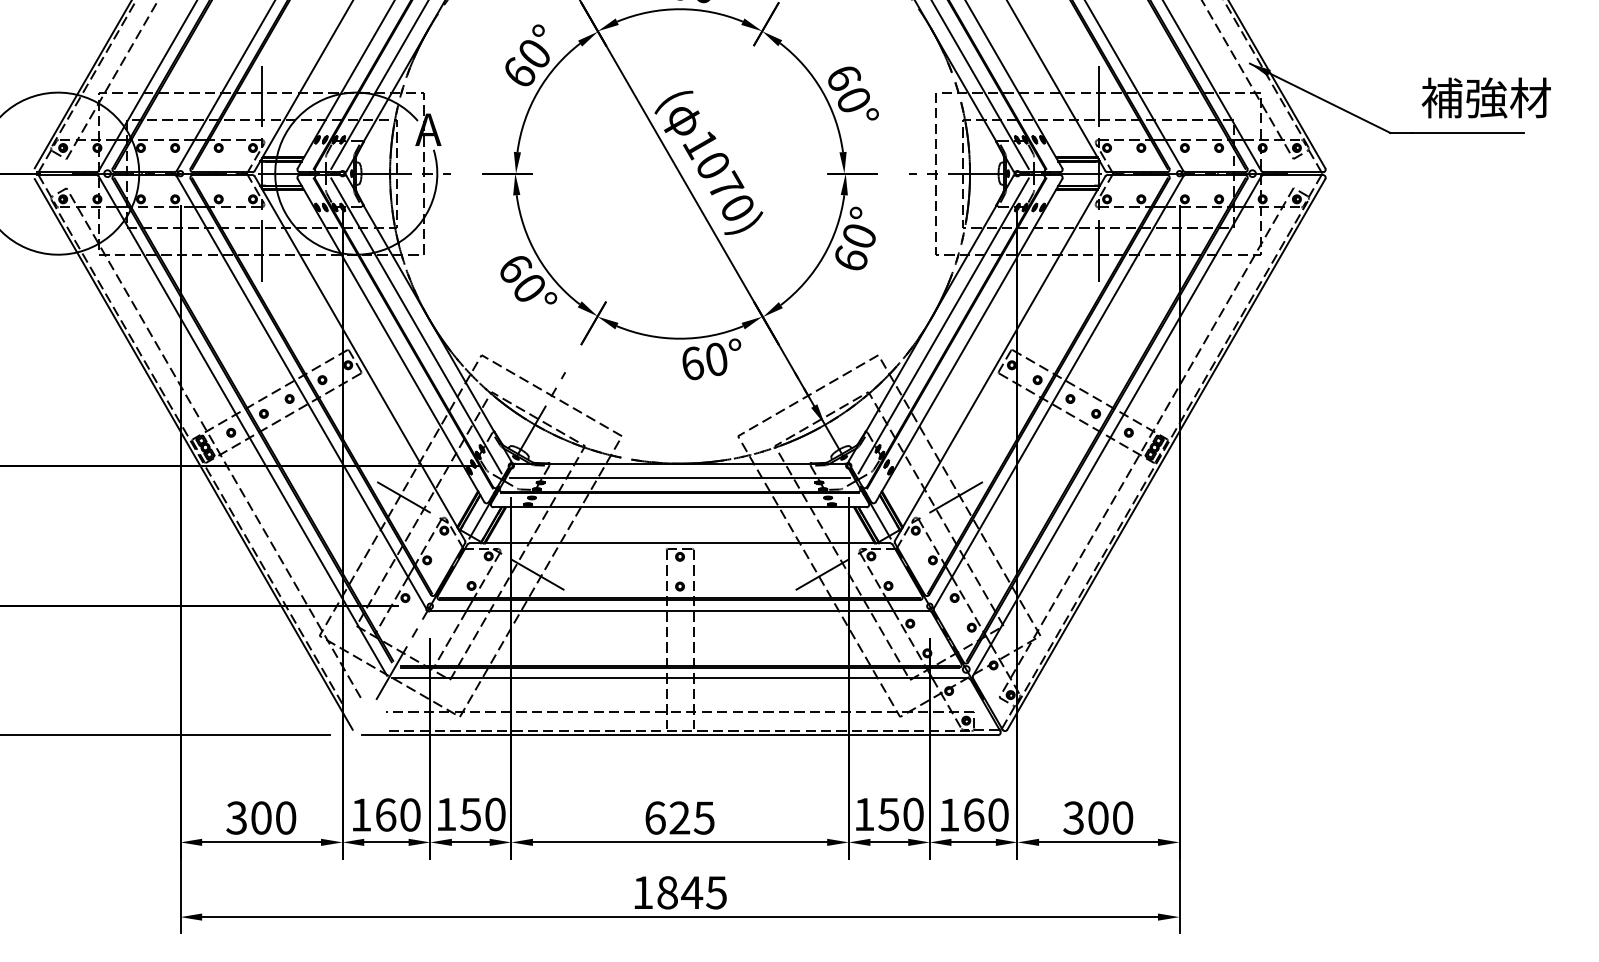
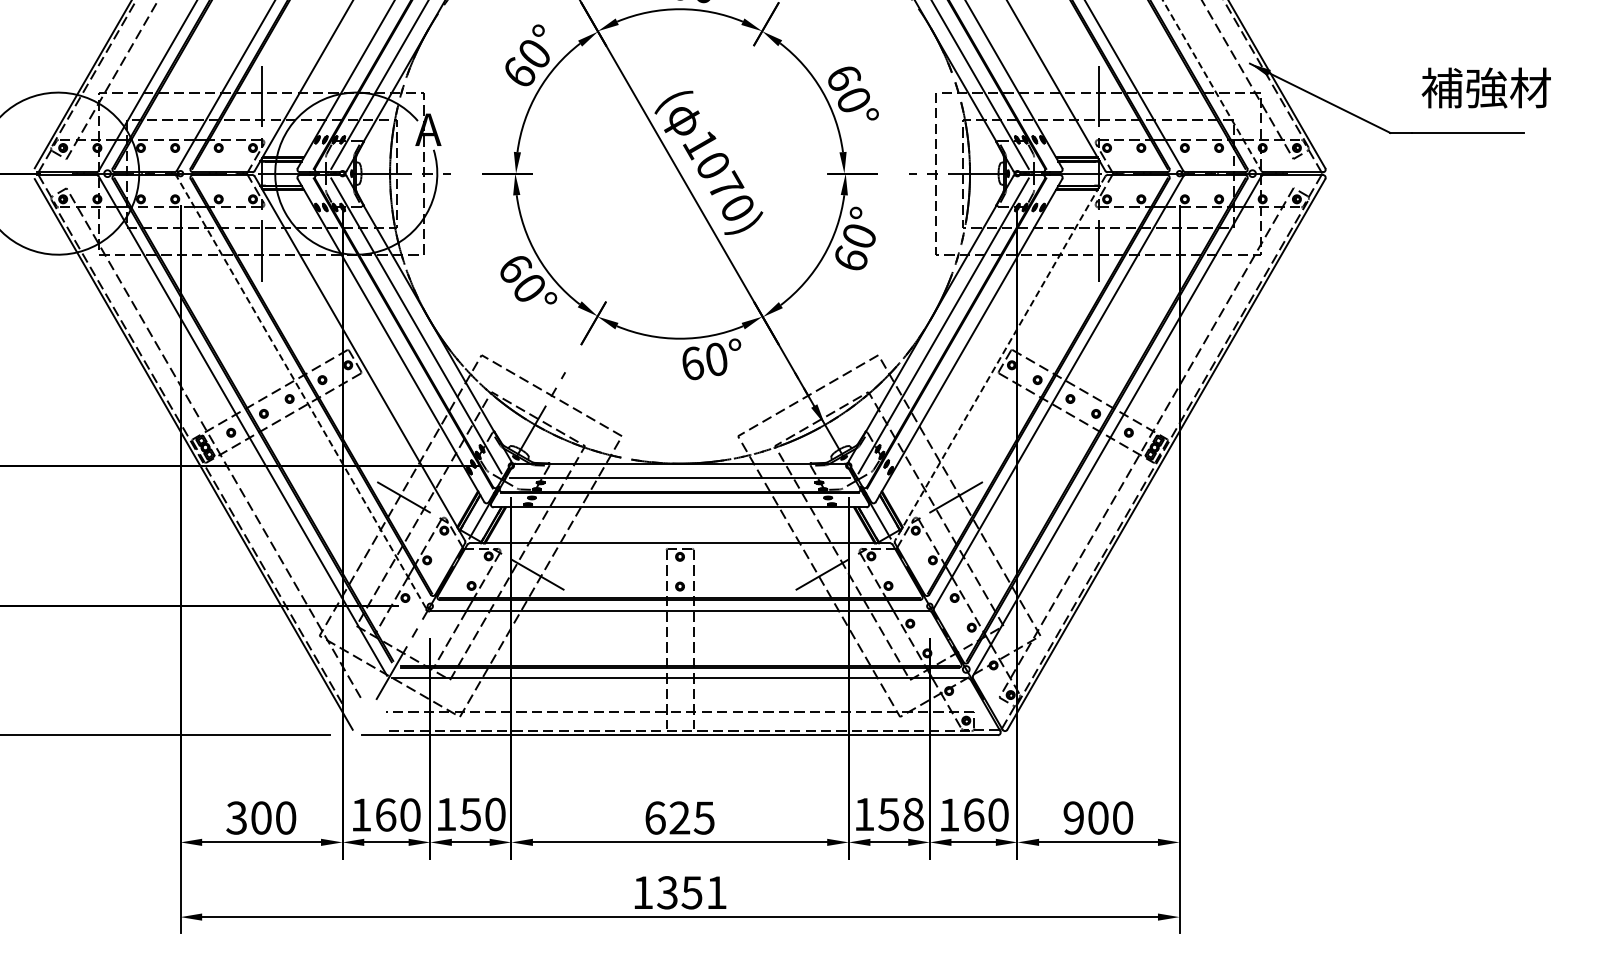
line: solid -> dashed (1212, 86)
text position: (1485, 97) -> (1485, 87) (1485, 87)
line: solid -> dashed (999, 358)
line: solid -> dashed (301, 391)
text: 150 -> 158 (913, 814)
text: 300 -> 900 (1073, 817)
text: 1845 -> 1351 (691, 892)
